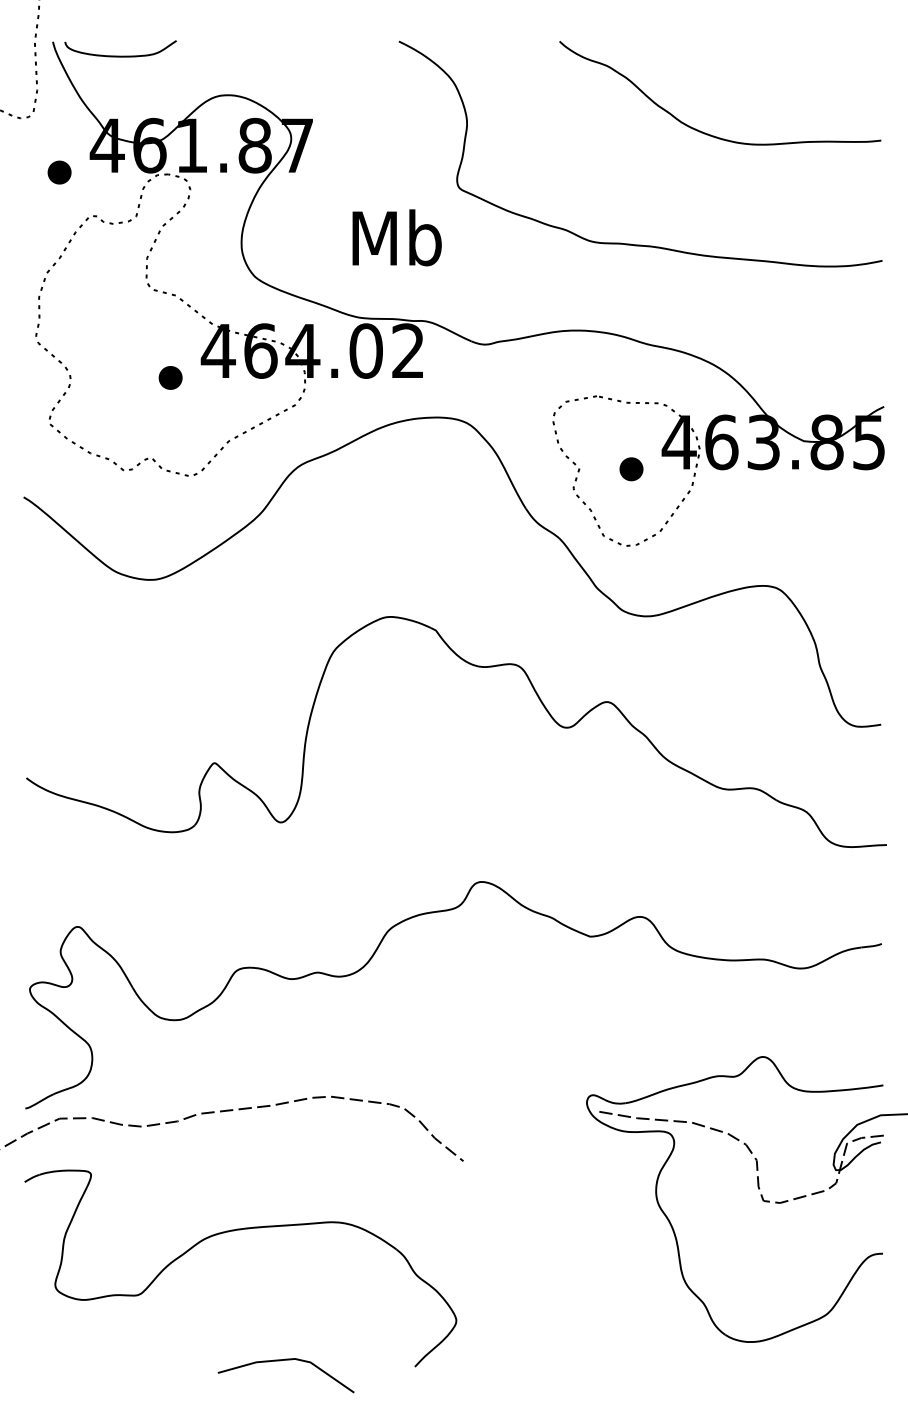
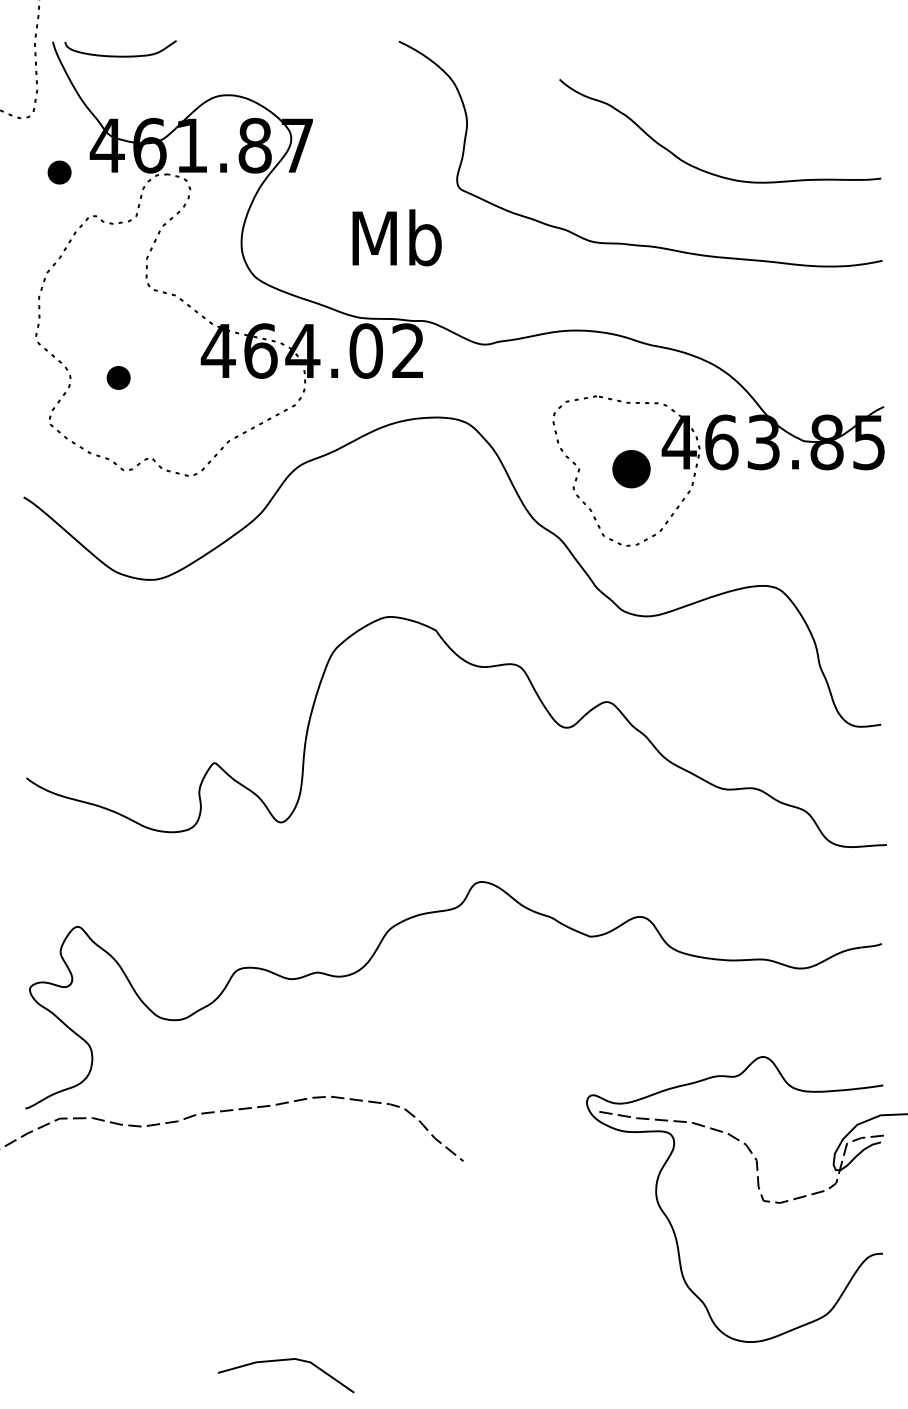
curve position: (708, 133) -> (708, 171) (708, 171)
part position: (170, 377) -> (118, 377) (118, 377)
part size: 25x25 px -> 39x39 px (631, 469)
part: present -> none (234, 1231)
